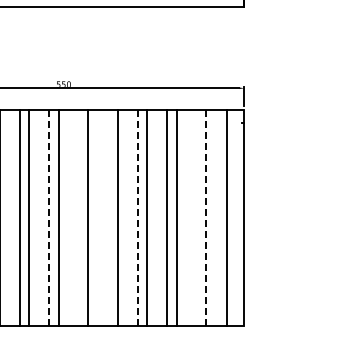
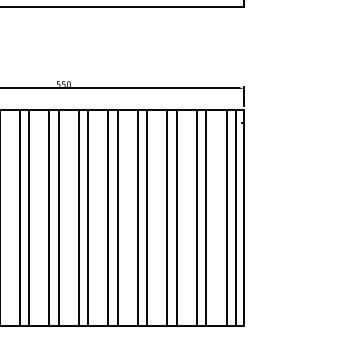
line: none -> present (78, 217)
line: none -> present (108, 217)
line: none -> present (196, 217)
line: none -> present (235, 217)
line: dashed -> solid (49, 218)
line: dashed -> solid (137, 218)
line: dashed -> solid (206, 218)
